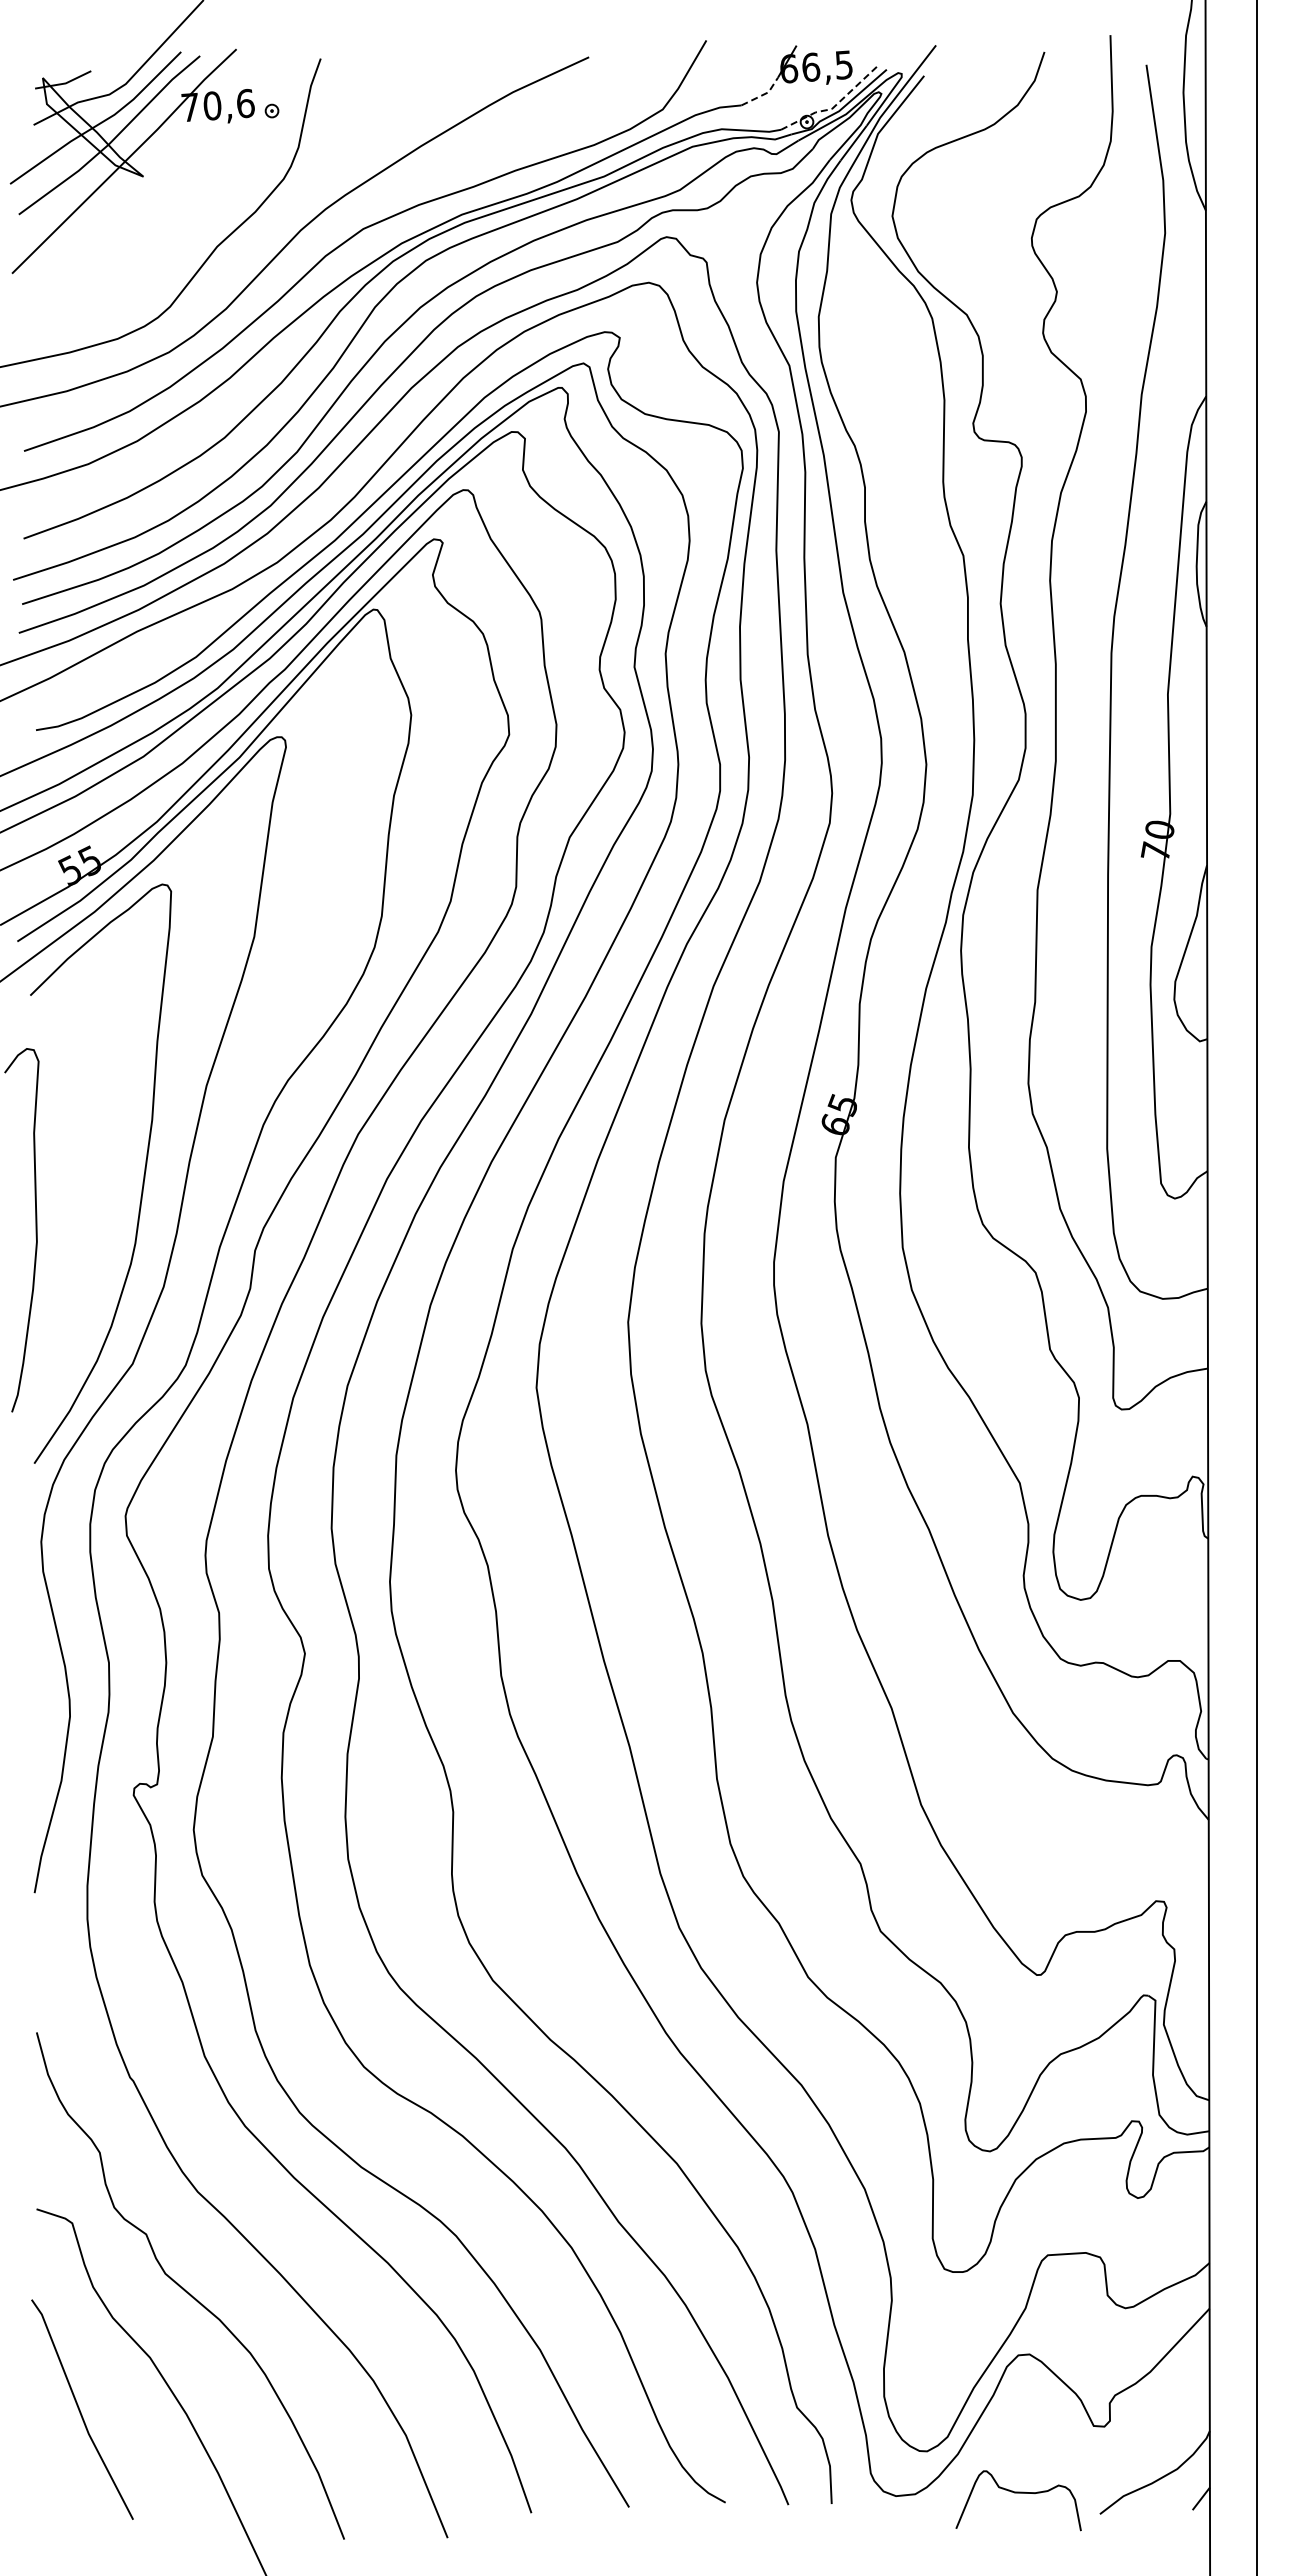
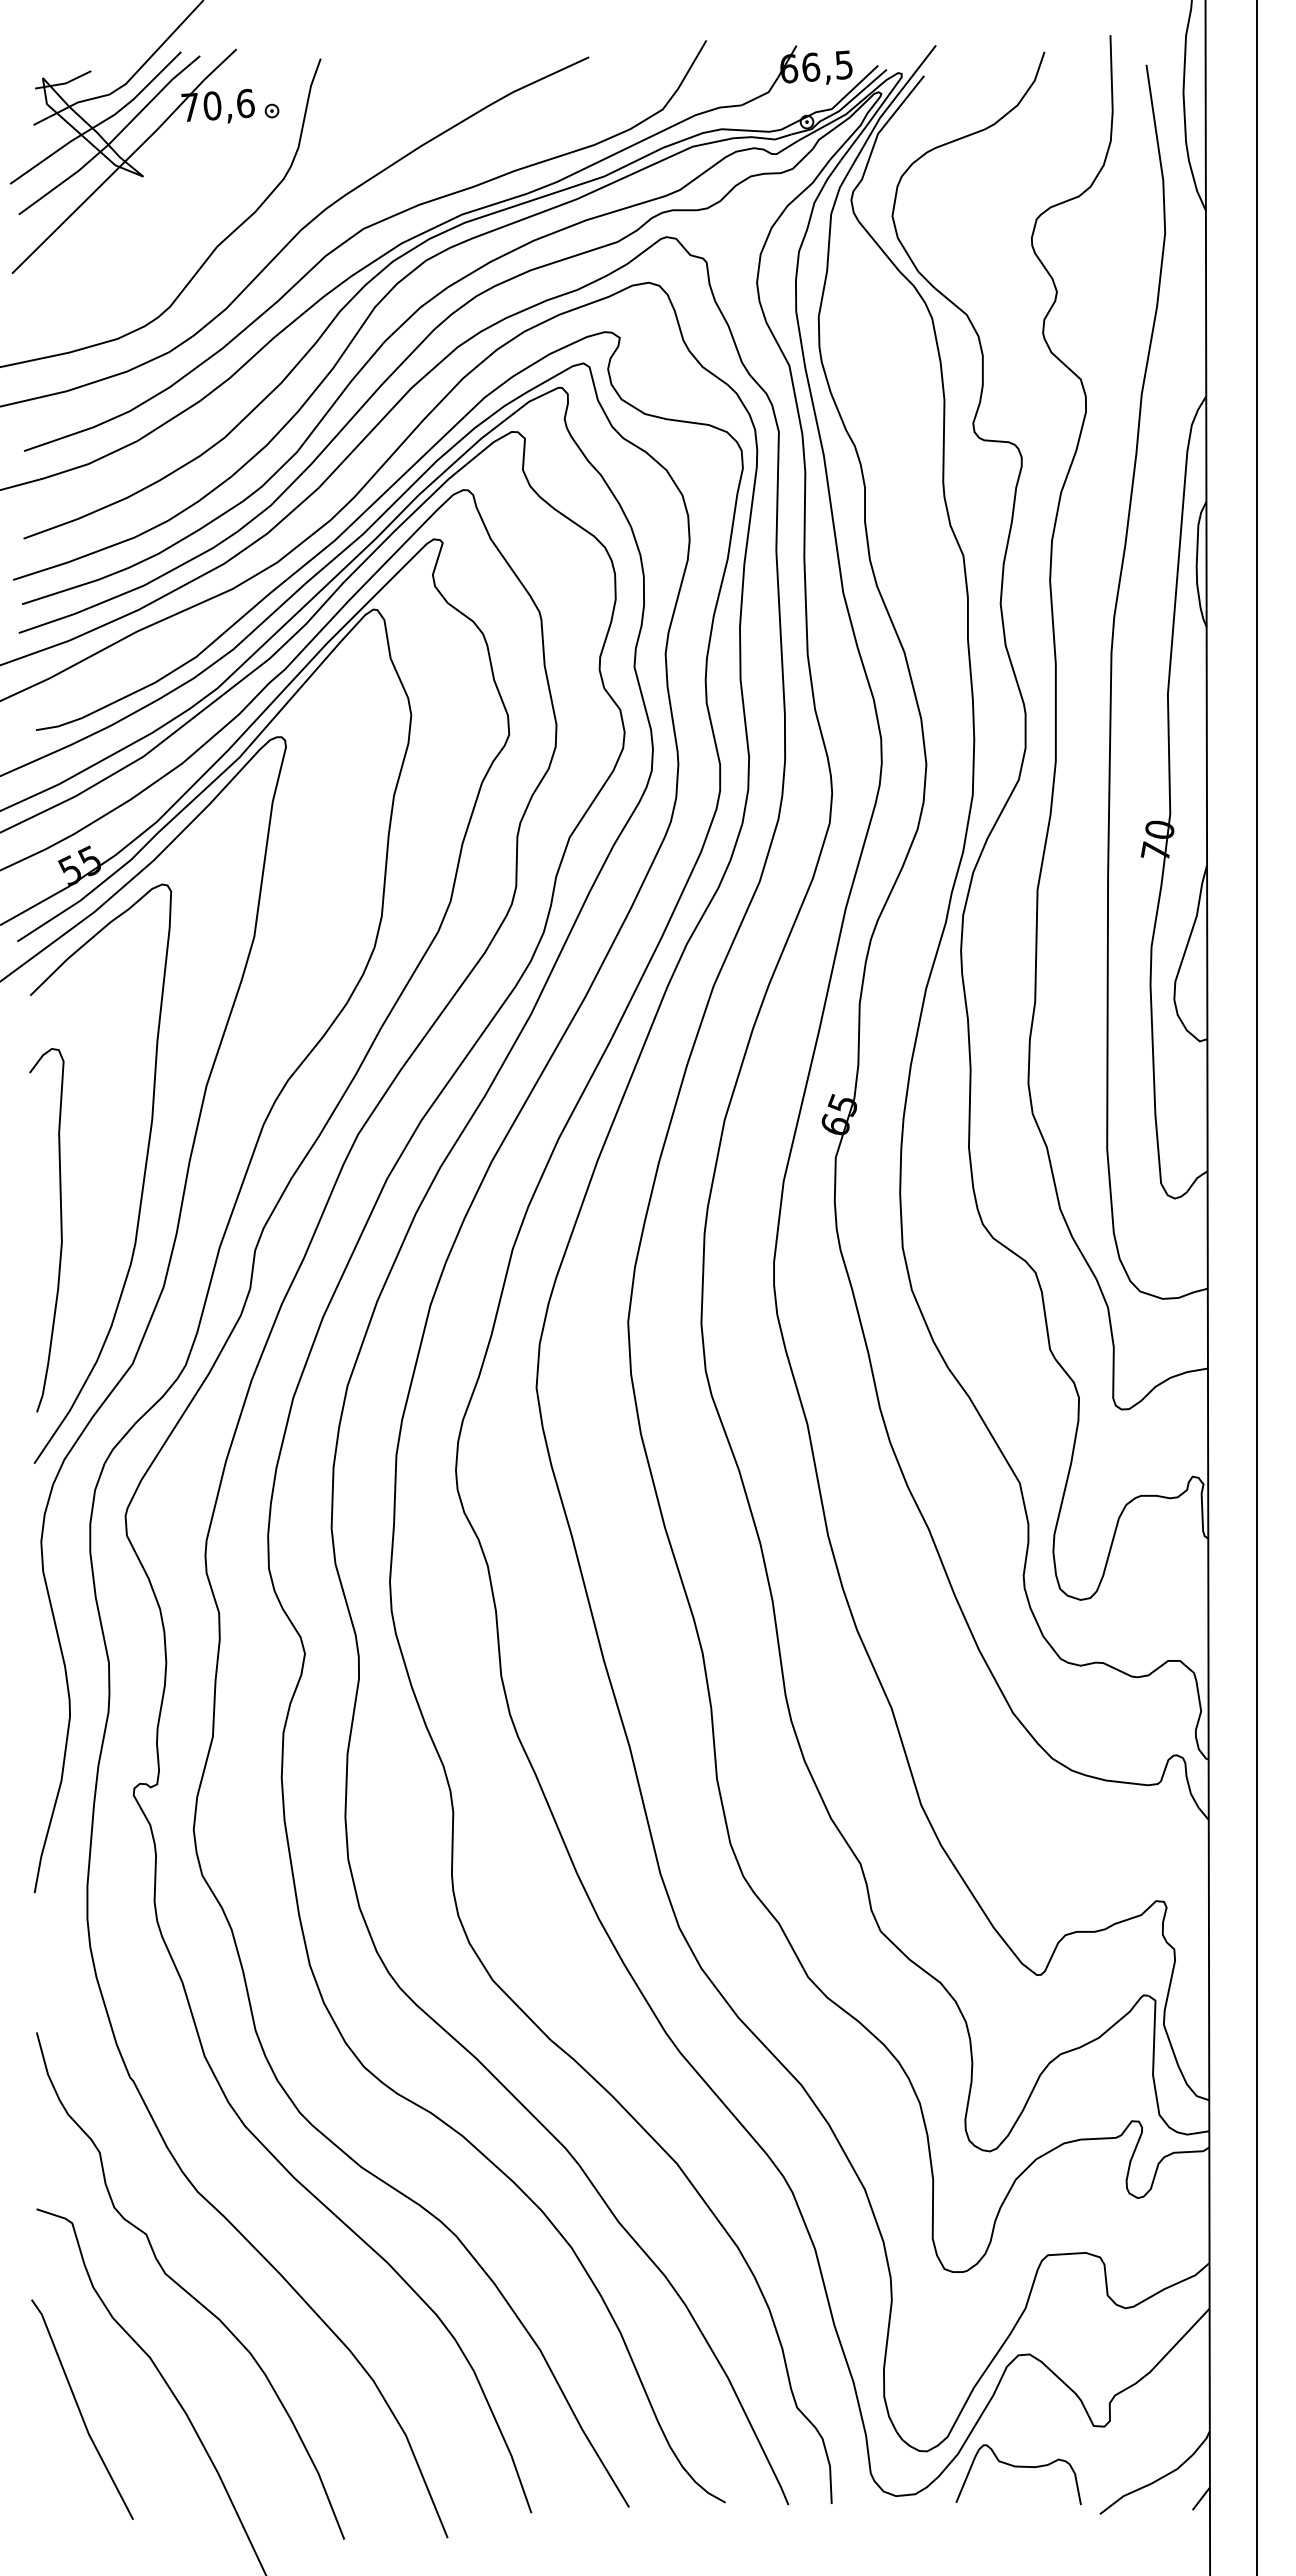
line: dashed -> solid (763, 94)
line: dashed -> solid (834, 107)
curve position: (35, 1230) -> (60, 1230) (60, 1230)
curve position: (1018, 2493) -> (1018, 2467) (1018, 2467)
